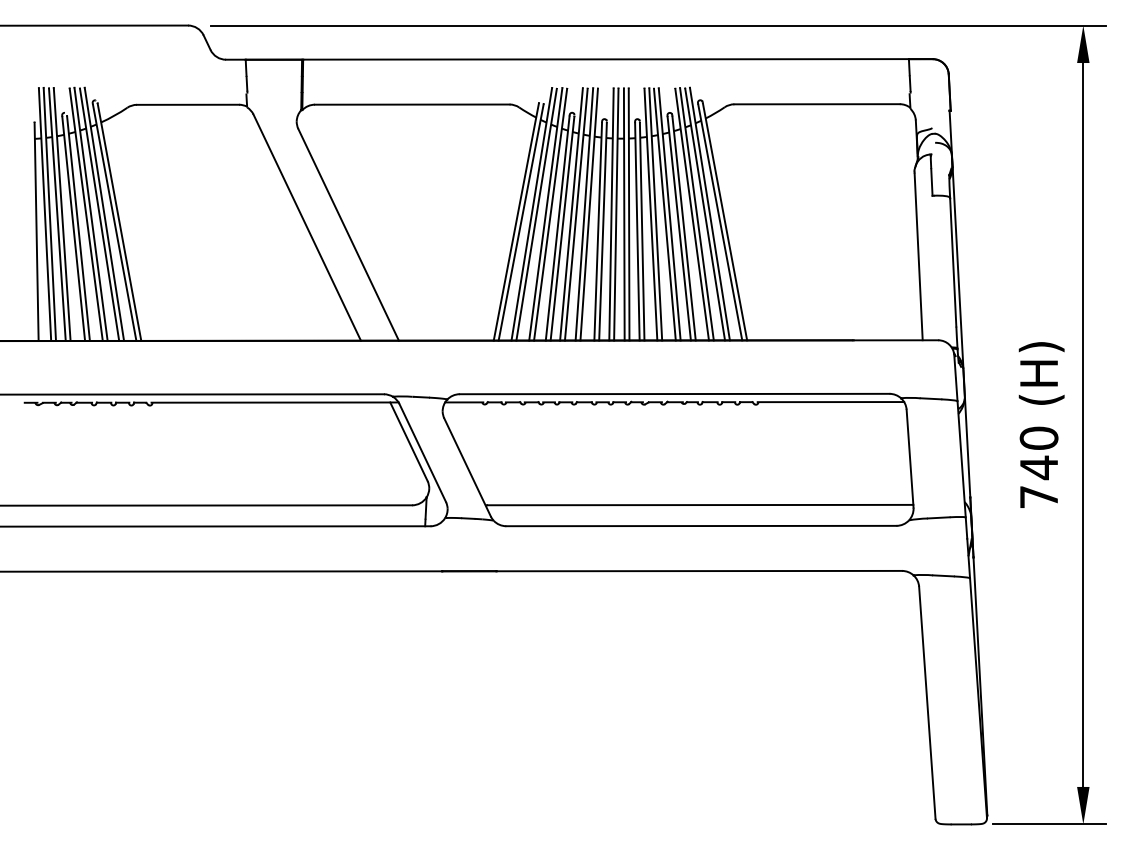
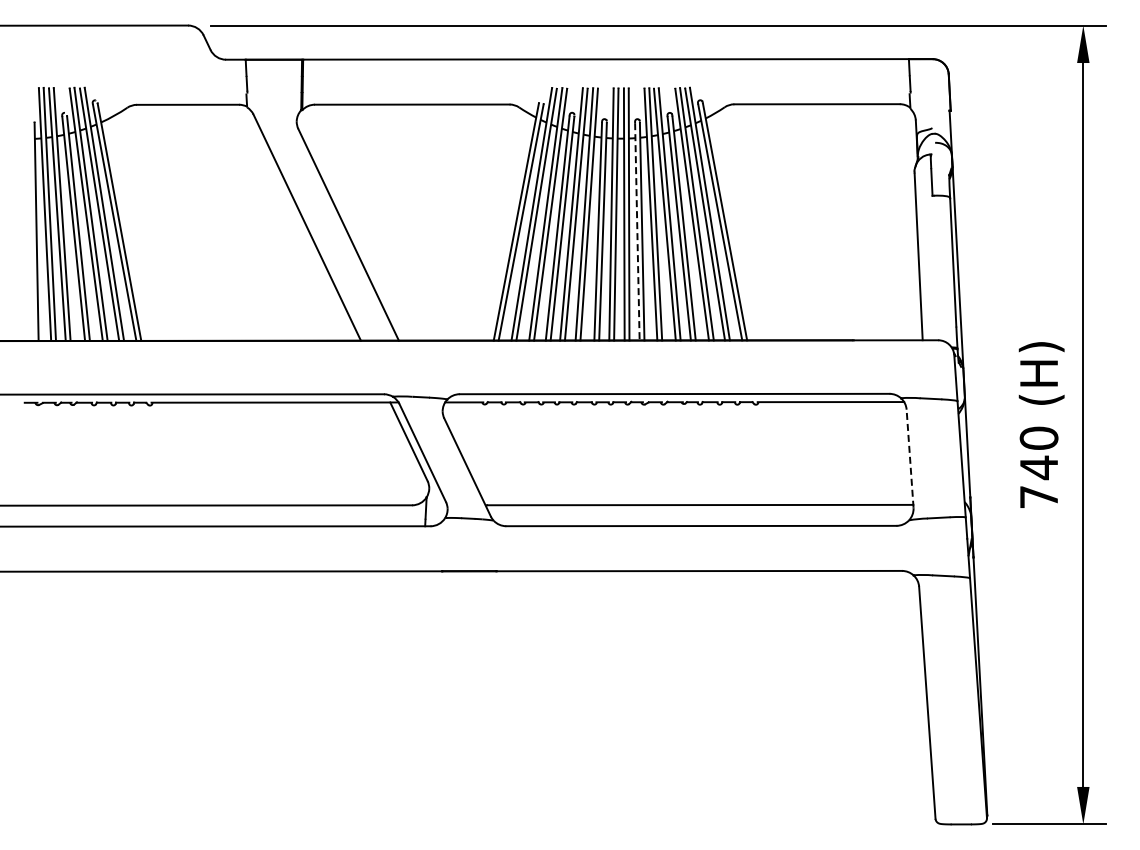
line: solid -> dashed (637, 231)
line: solid -> dashed (910, 458)
